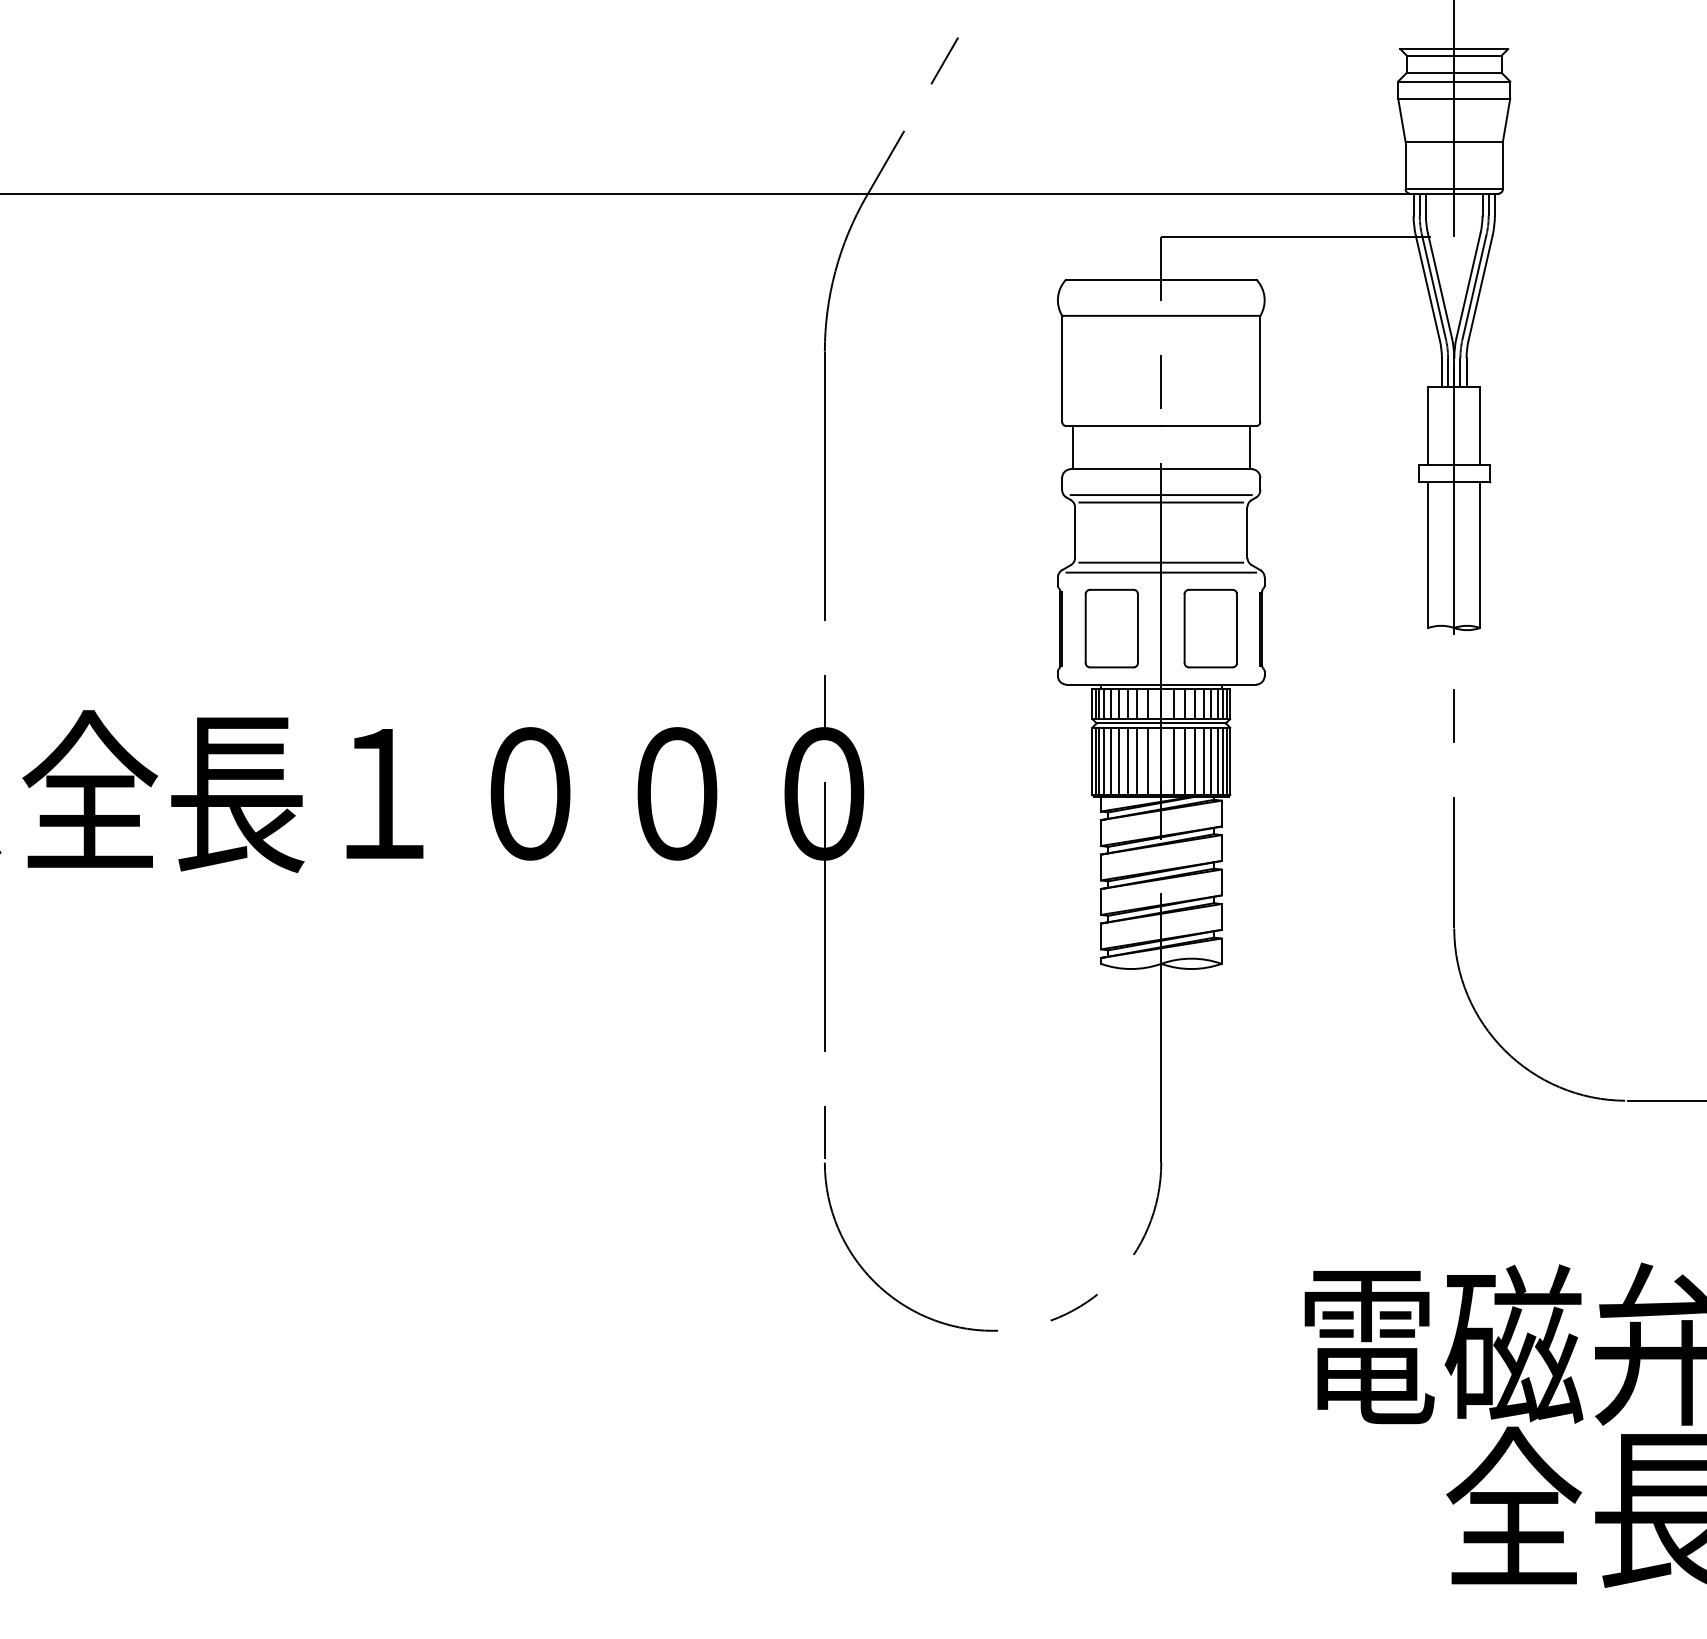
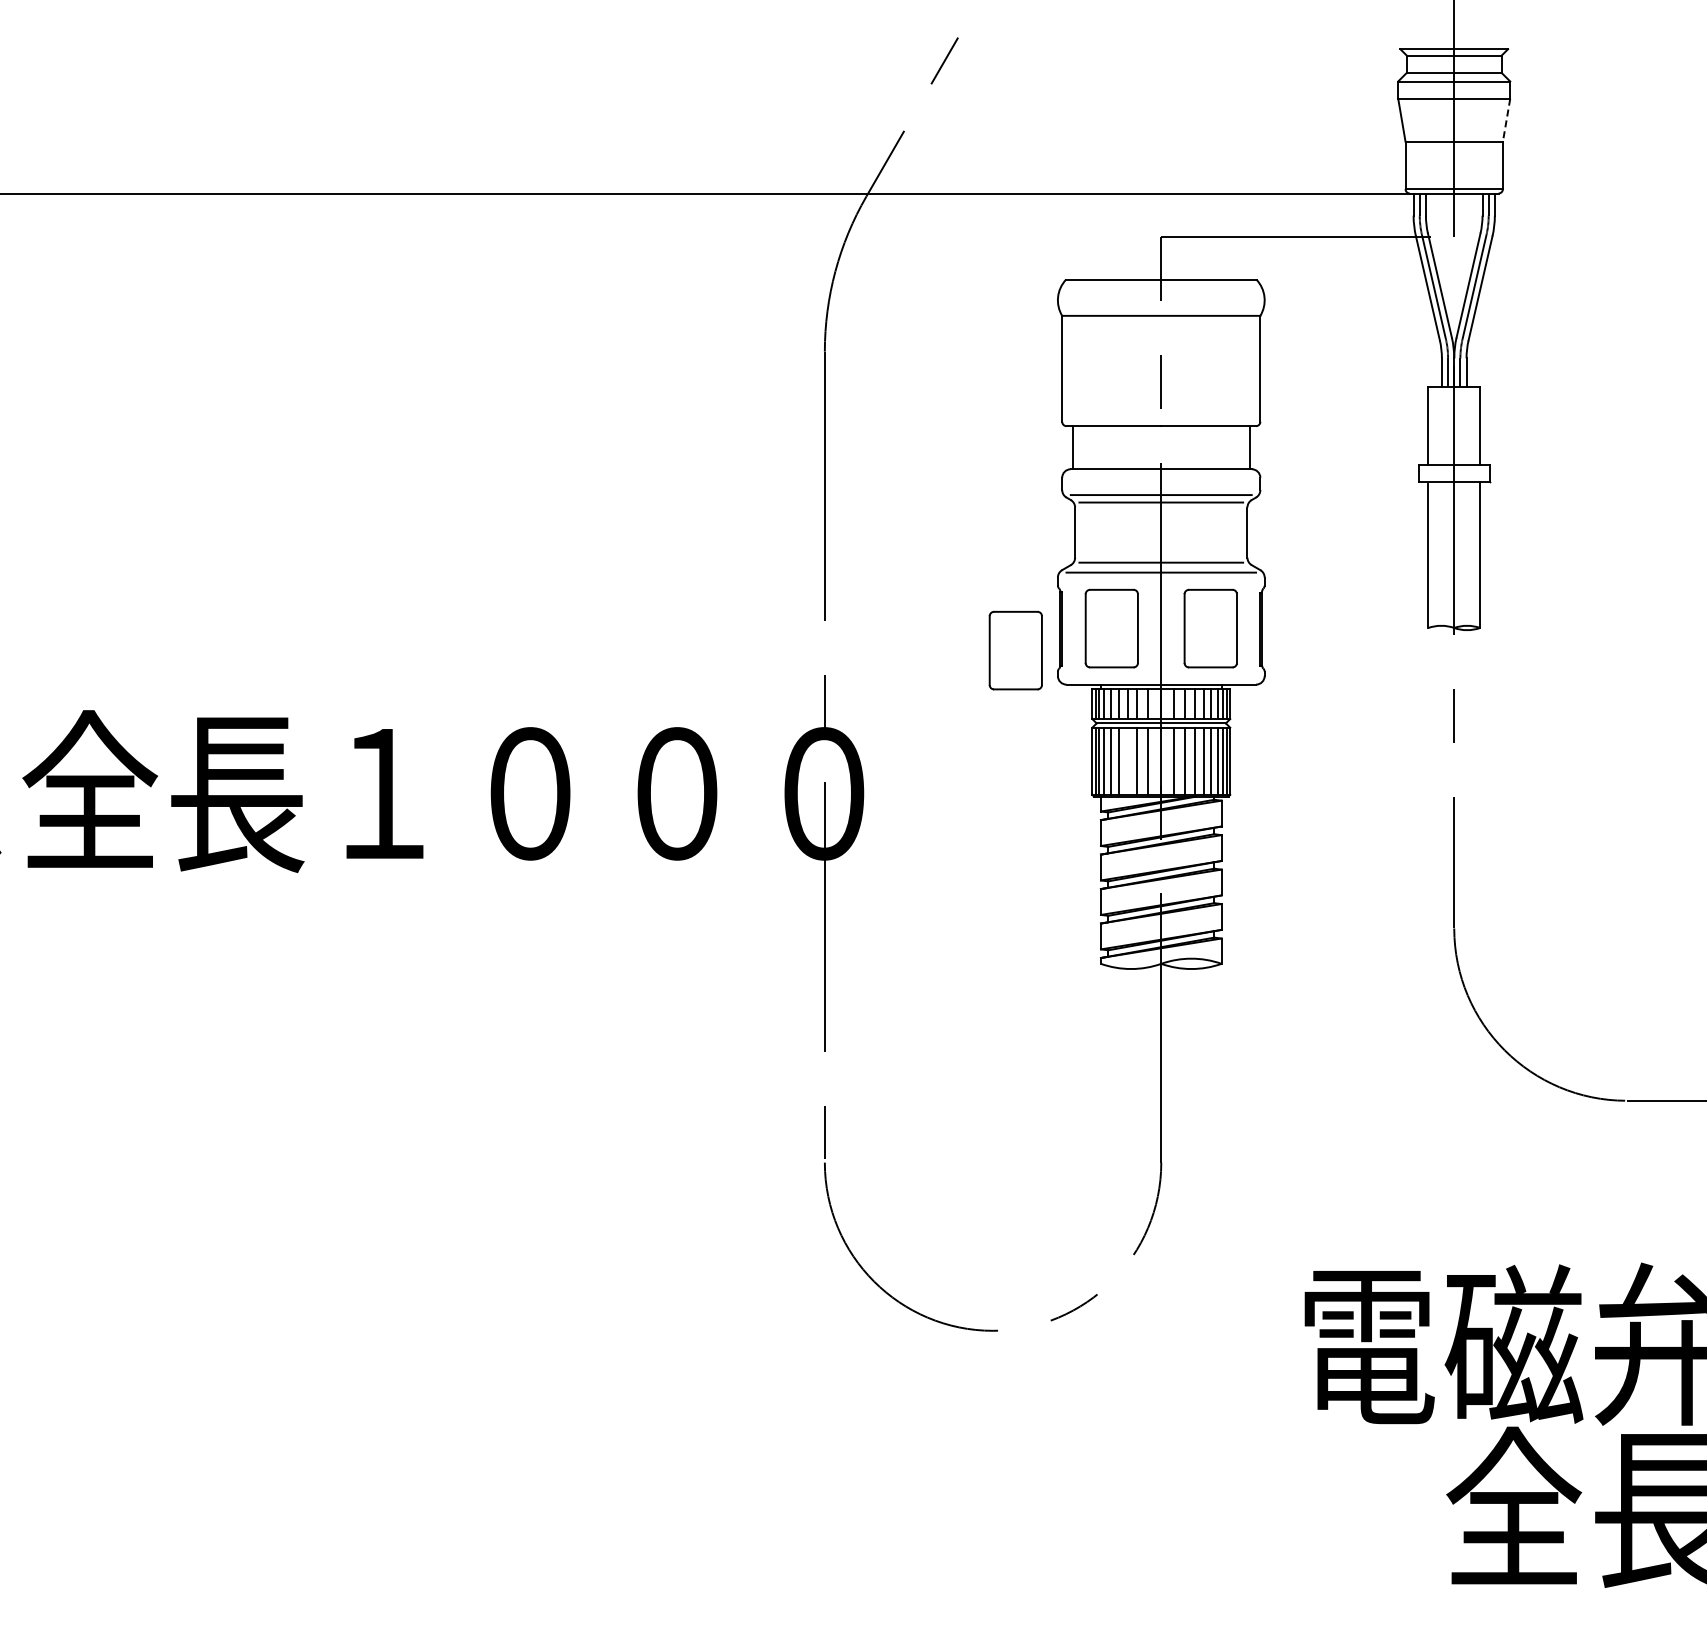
line: solid -> dashed (1506, 120)
part: none -> present (1015, 650)
line: present -> none (1127, 760)
